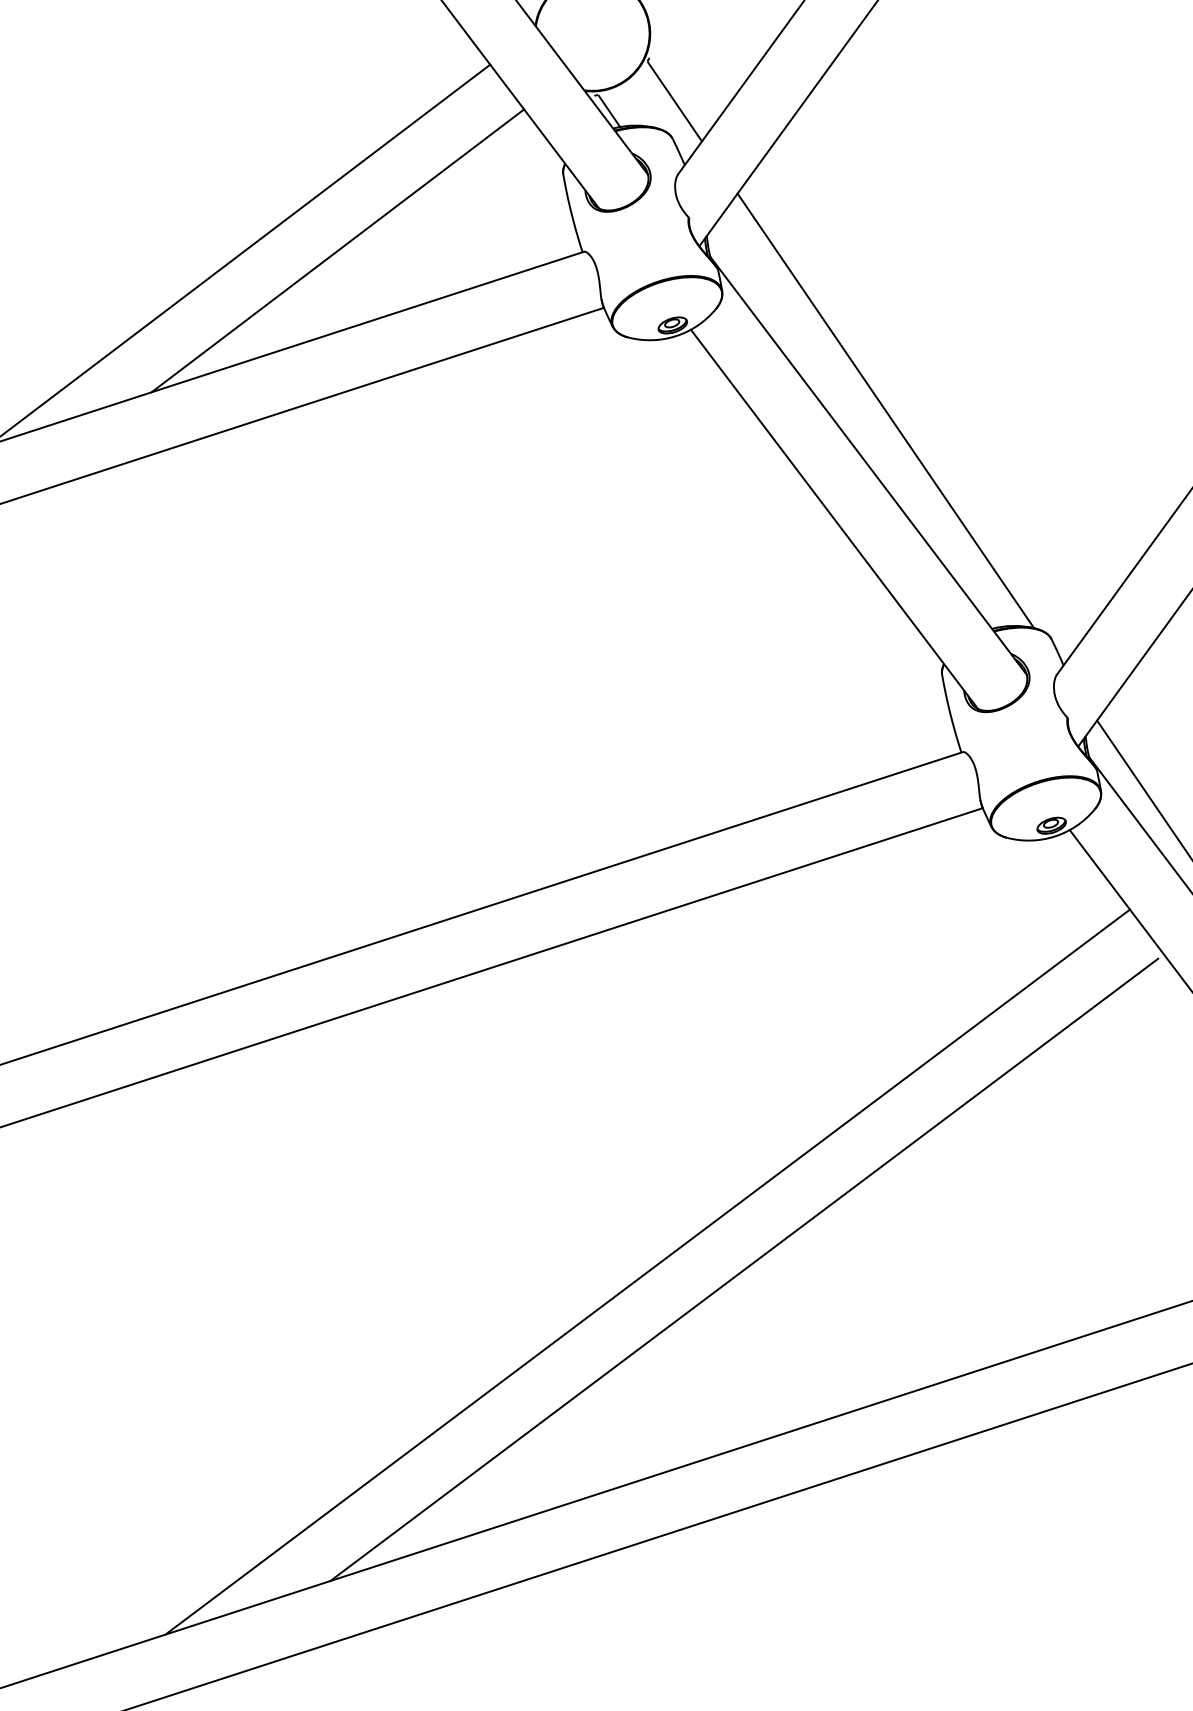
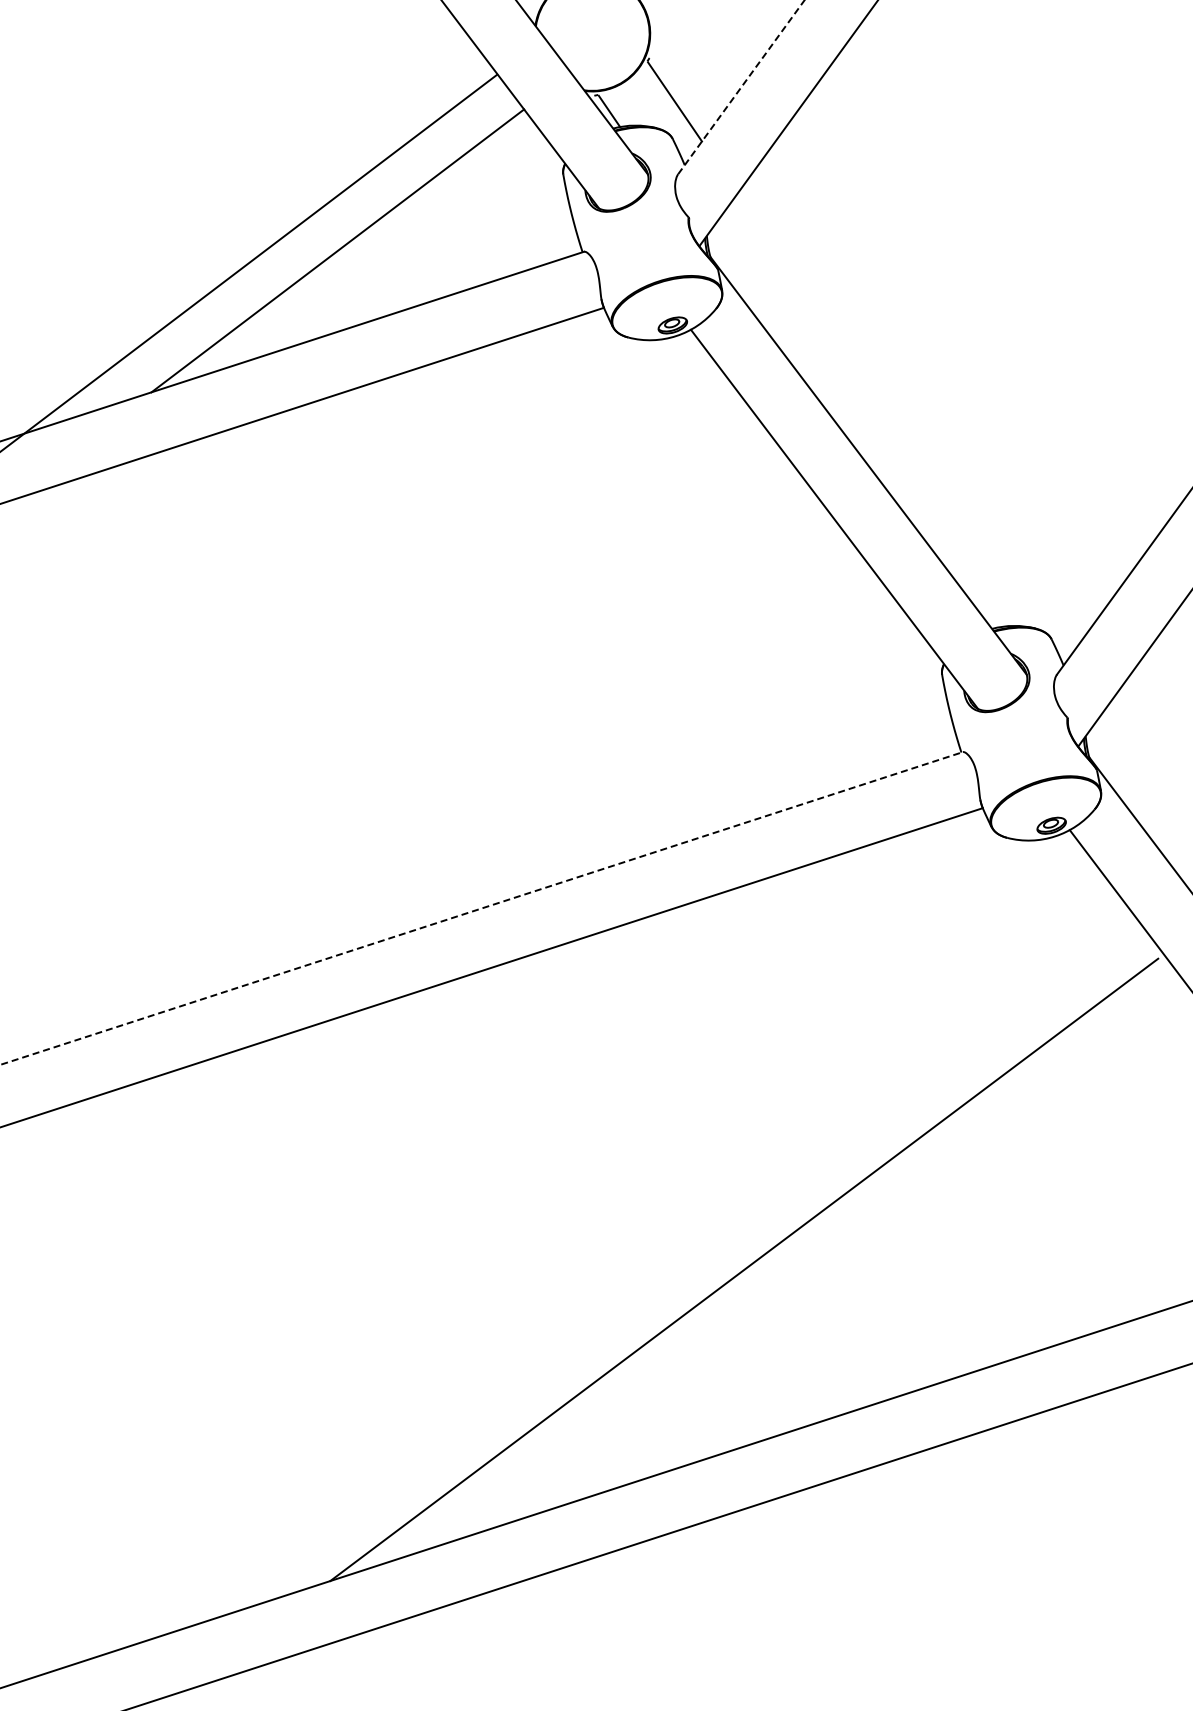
line: solid -> dashed (741, 86)
line position: (246, 249) -> (249, 262) (249, 262)
line: present -> none (885, 410)
line: present -> none (1143, 788)
line: solid -> dashed (481, 908)
line: present -> none (647, 1271)
